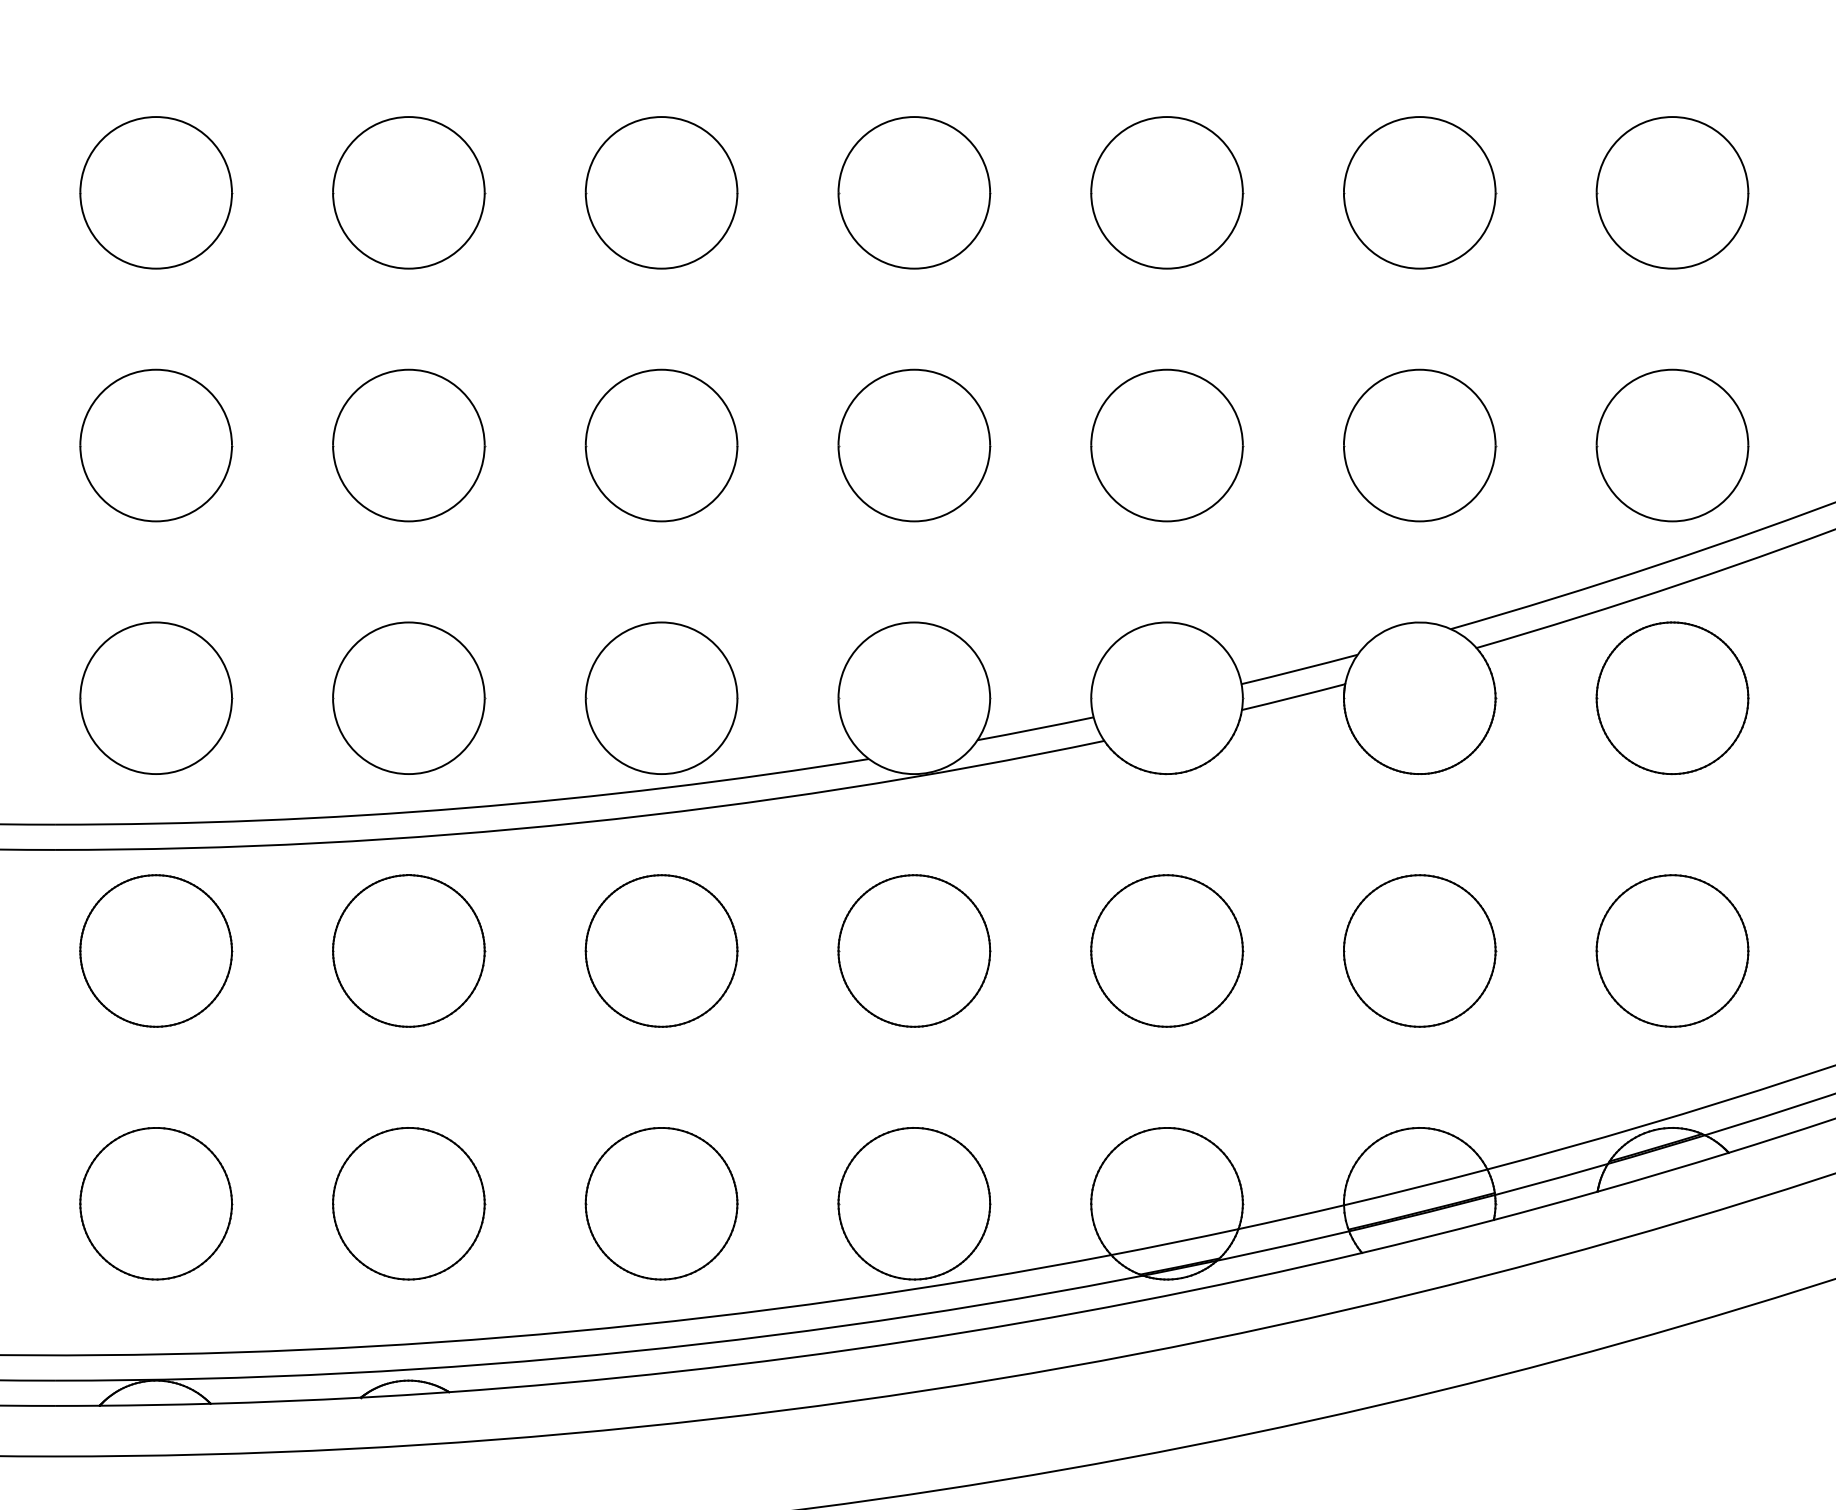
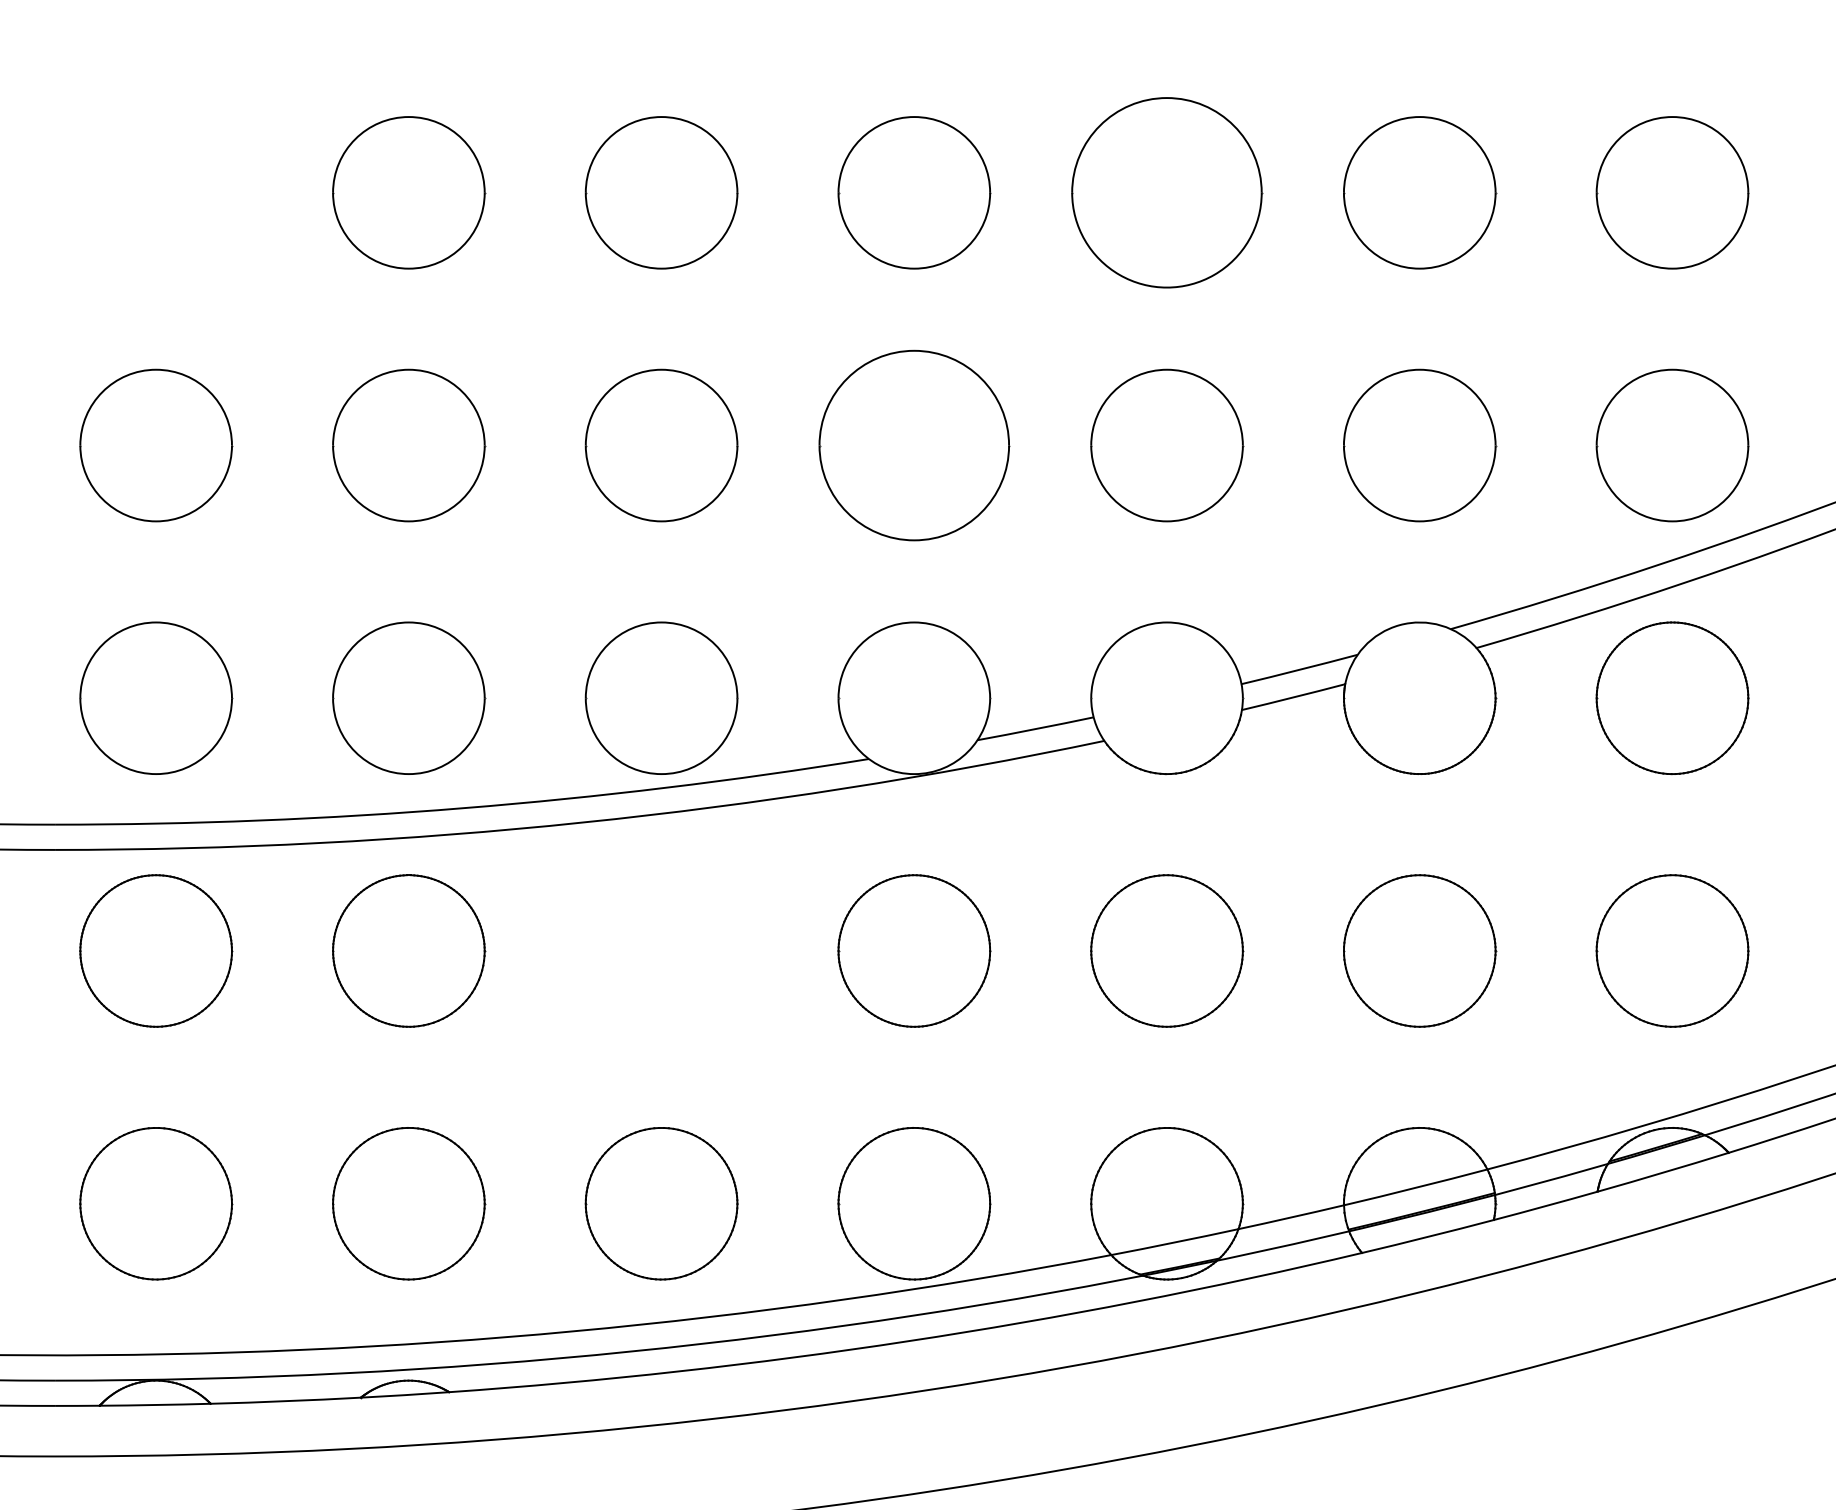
part: present -> none (156, 192)
part size: 155x154 px -> 193x192 px (1167, 192)
part size: 155x155 px -> 193x193 px (914, 445)
part: present -> none (661, 950)
